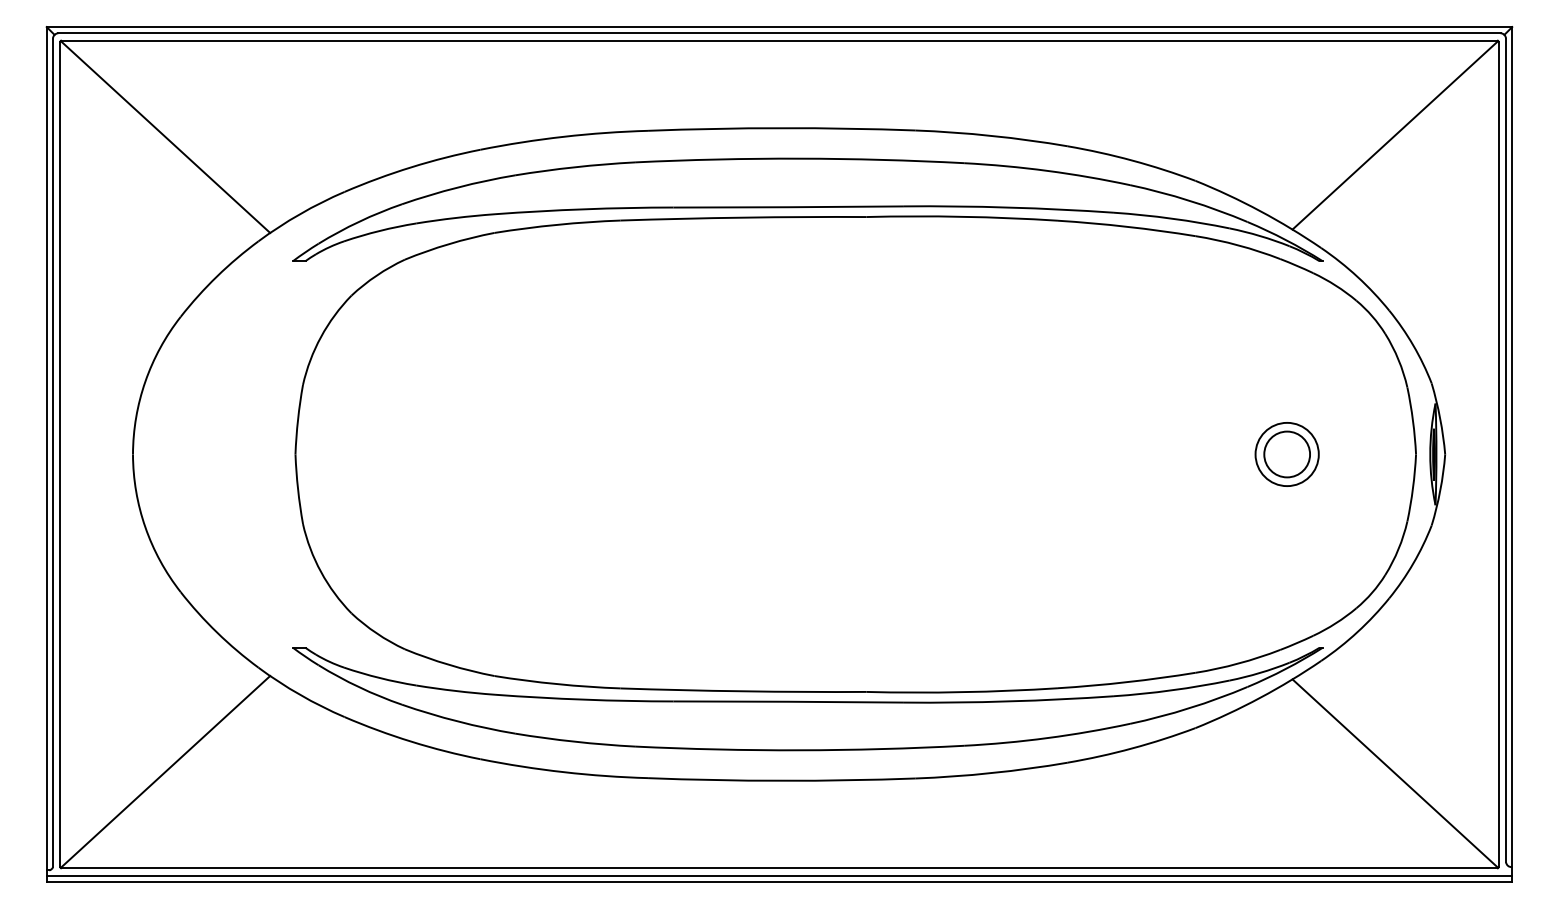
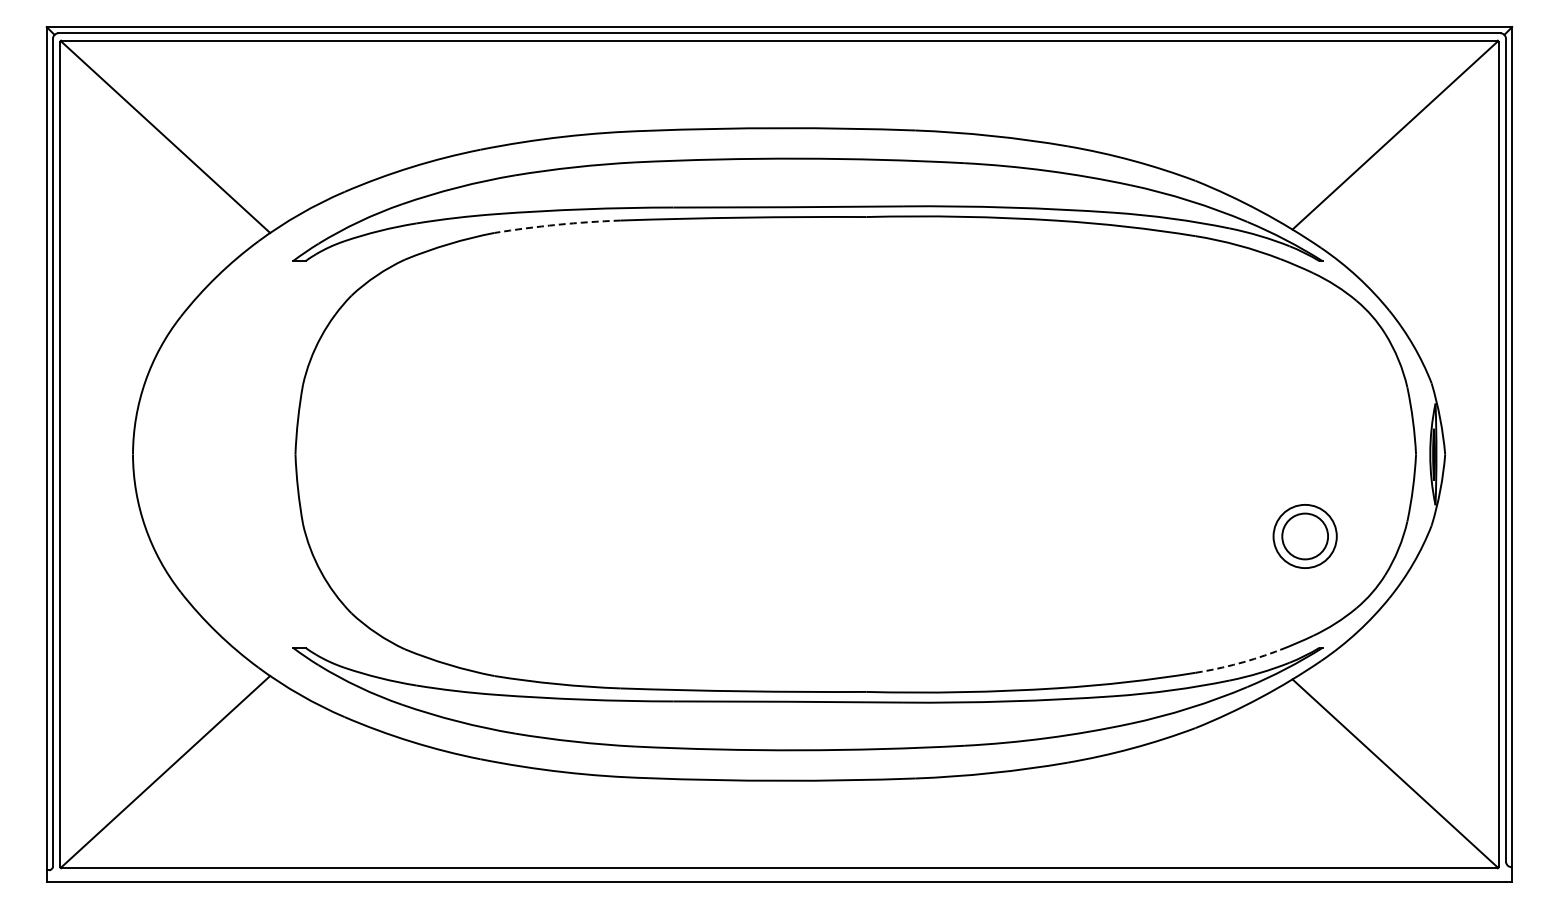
arc: solid -> dashed (557, 224)
part position: (1286, 454) -> (1304, 536) (1304, 536)
arc: solid -> dashed (1238, 663)
line: present -> none (779, 875)
